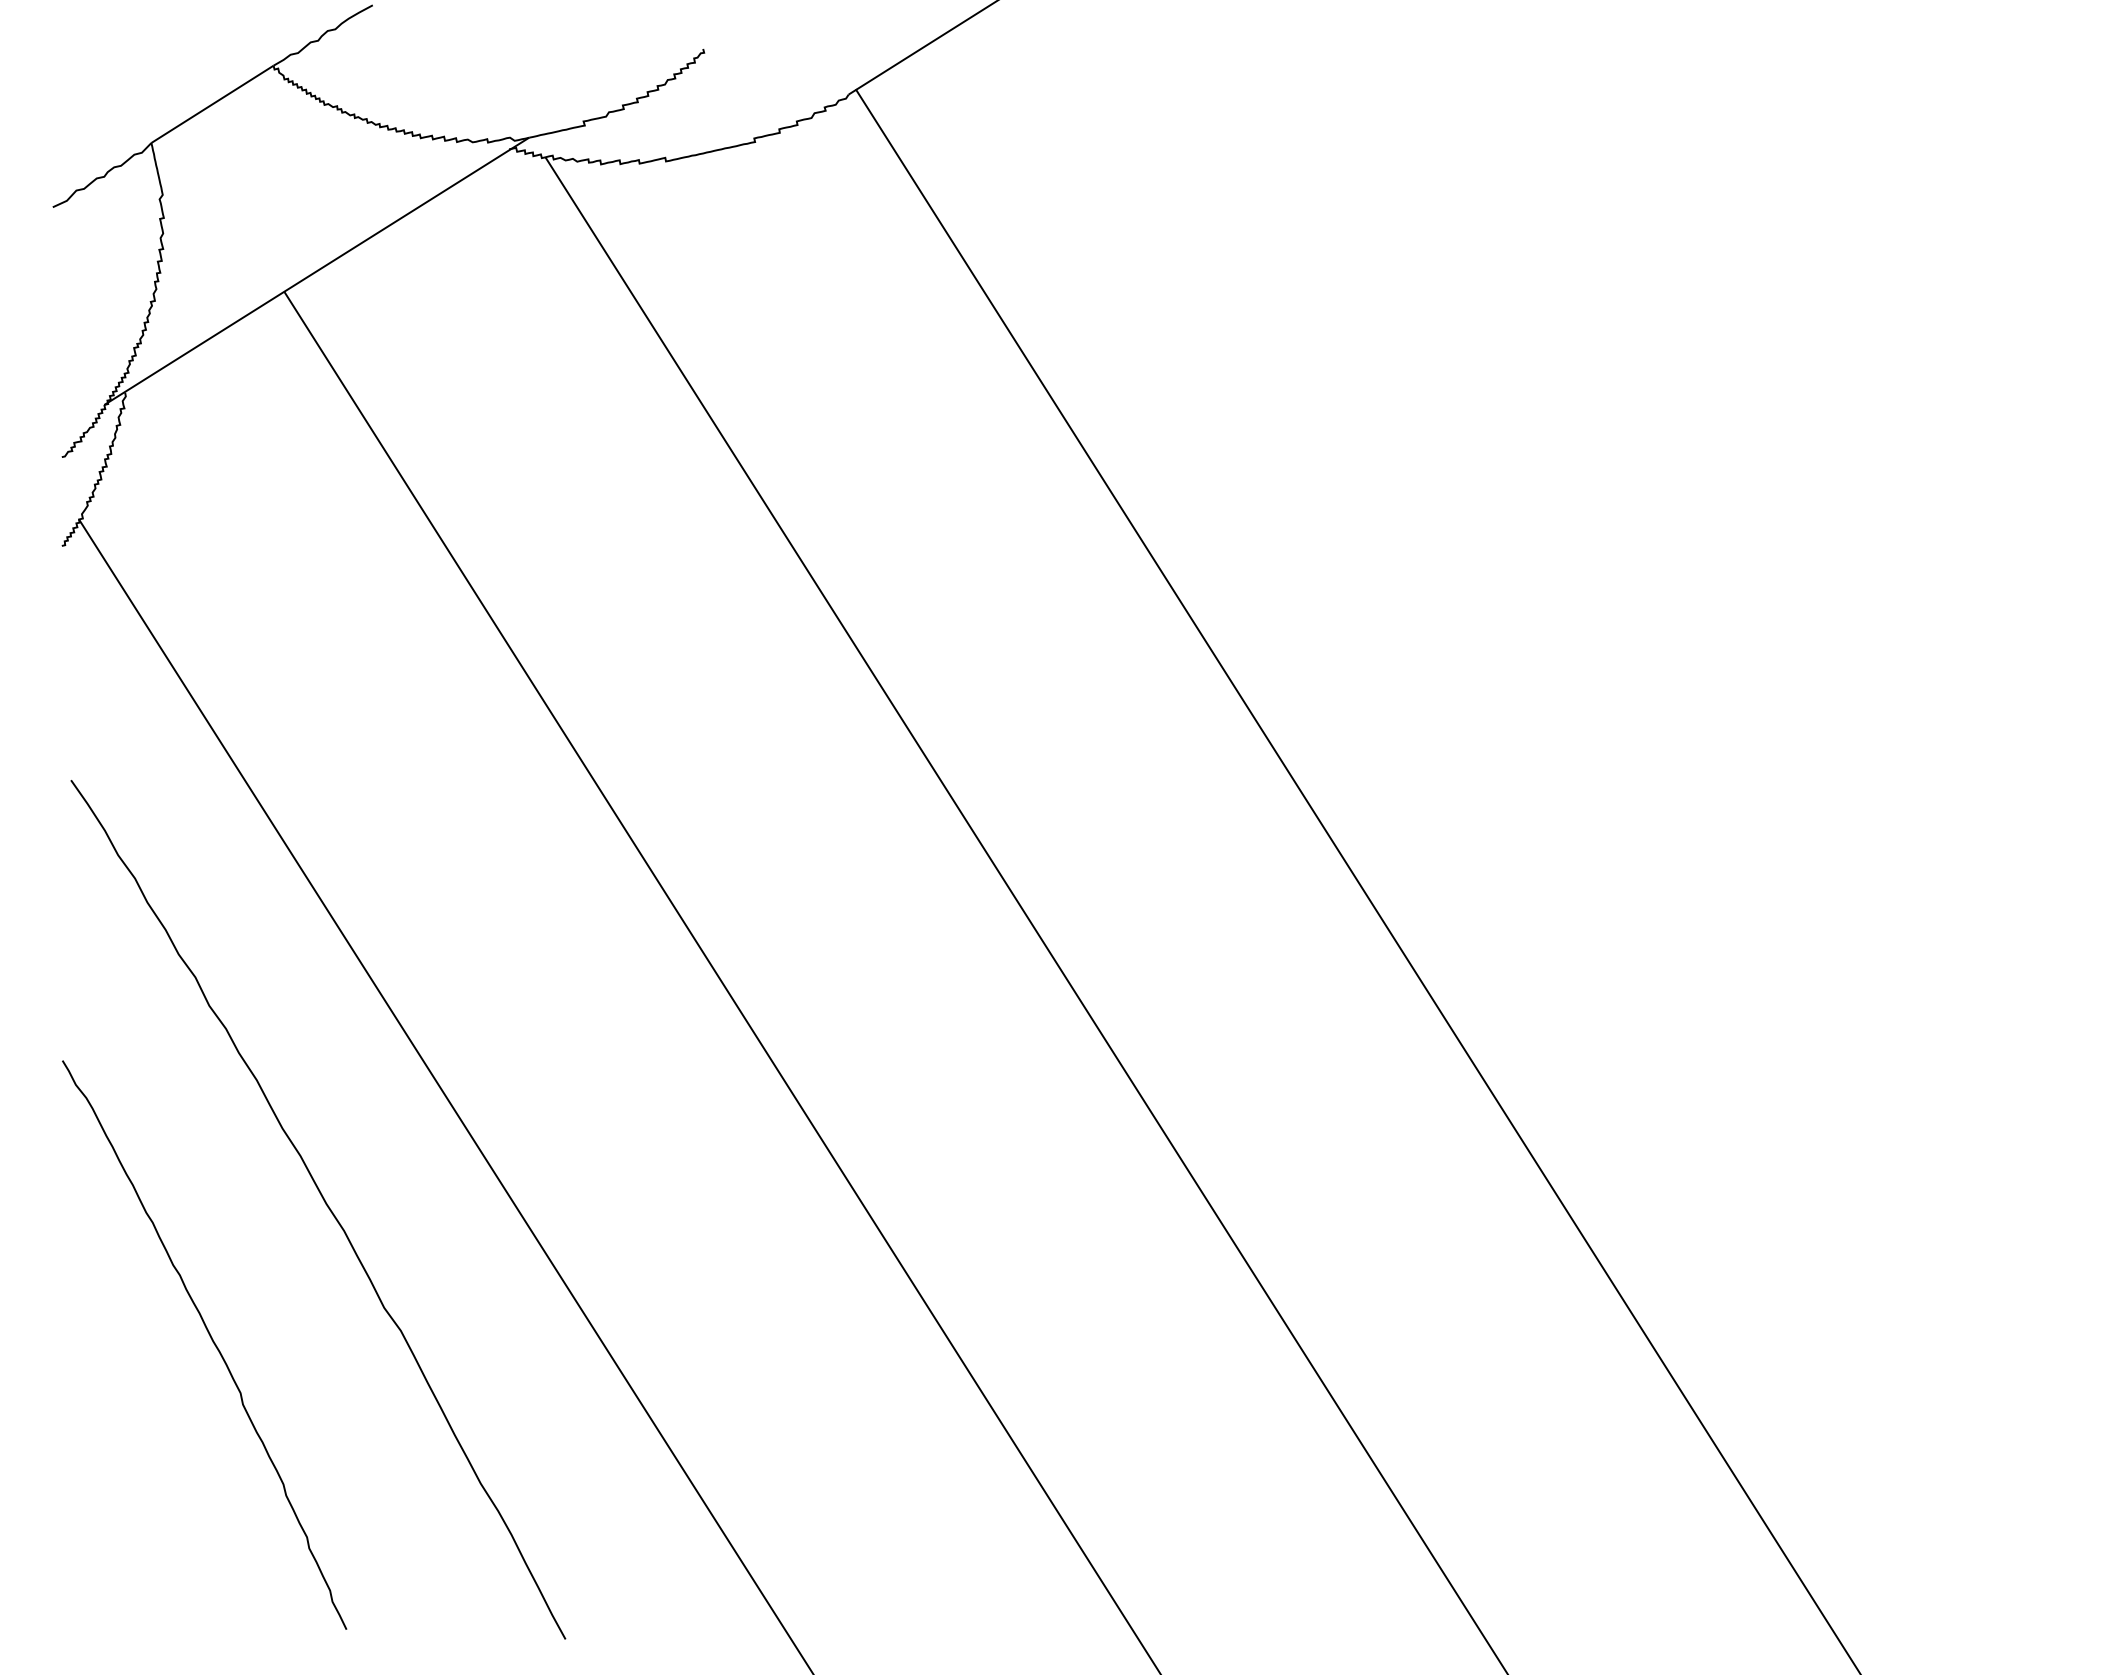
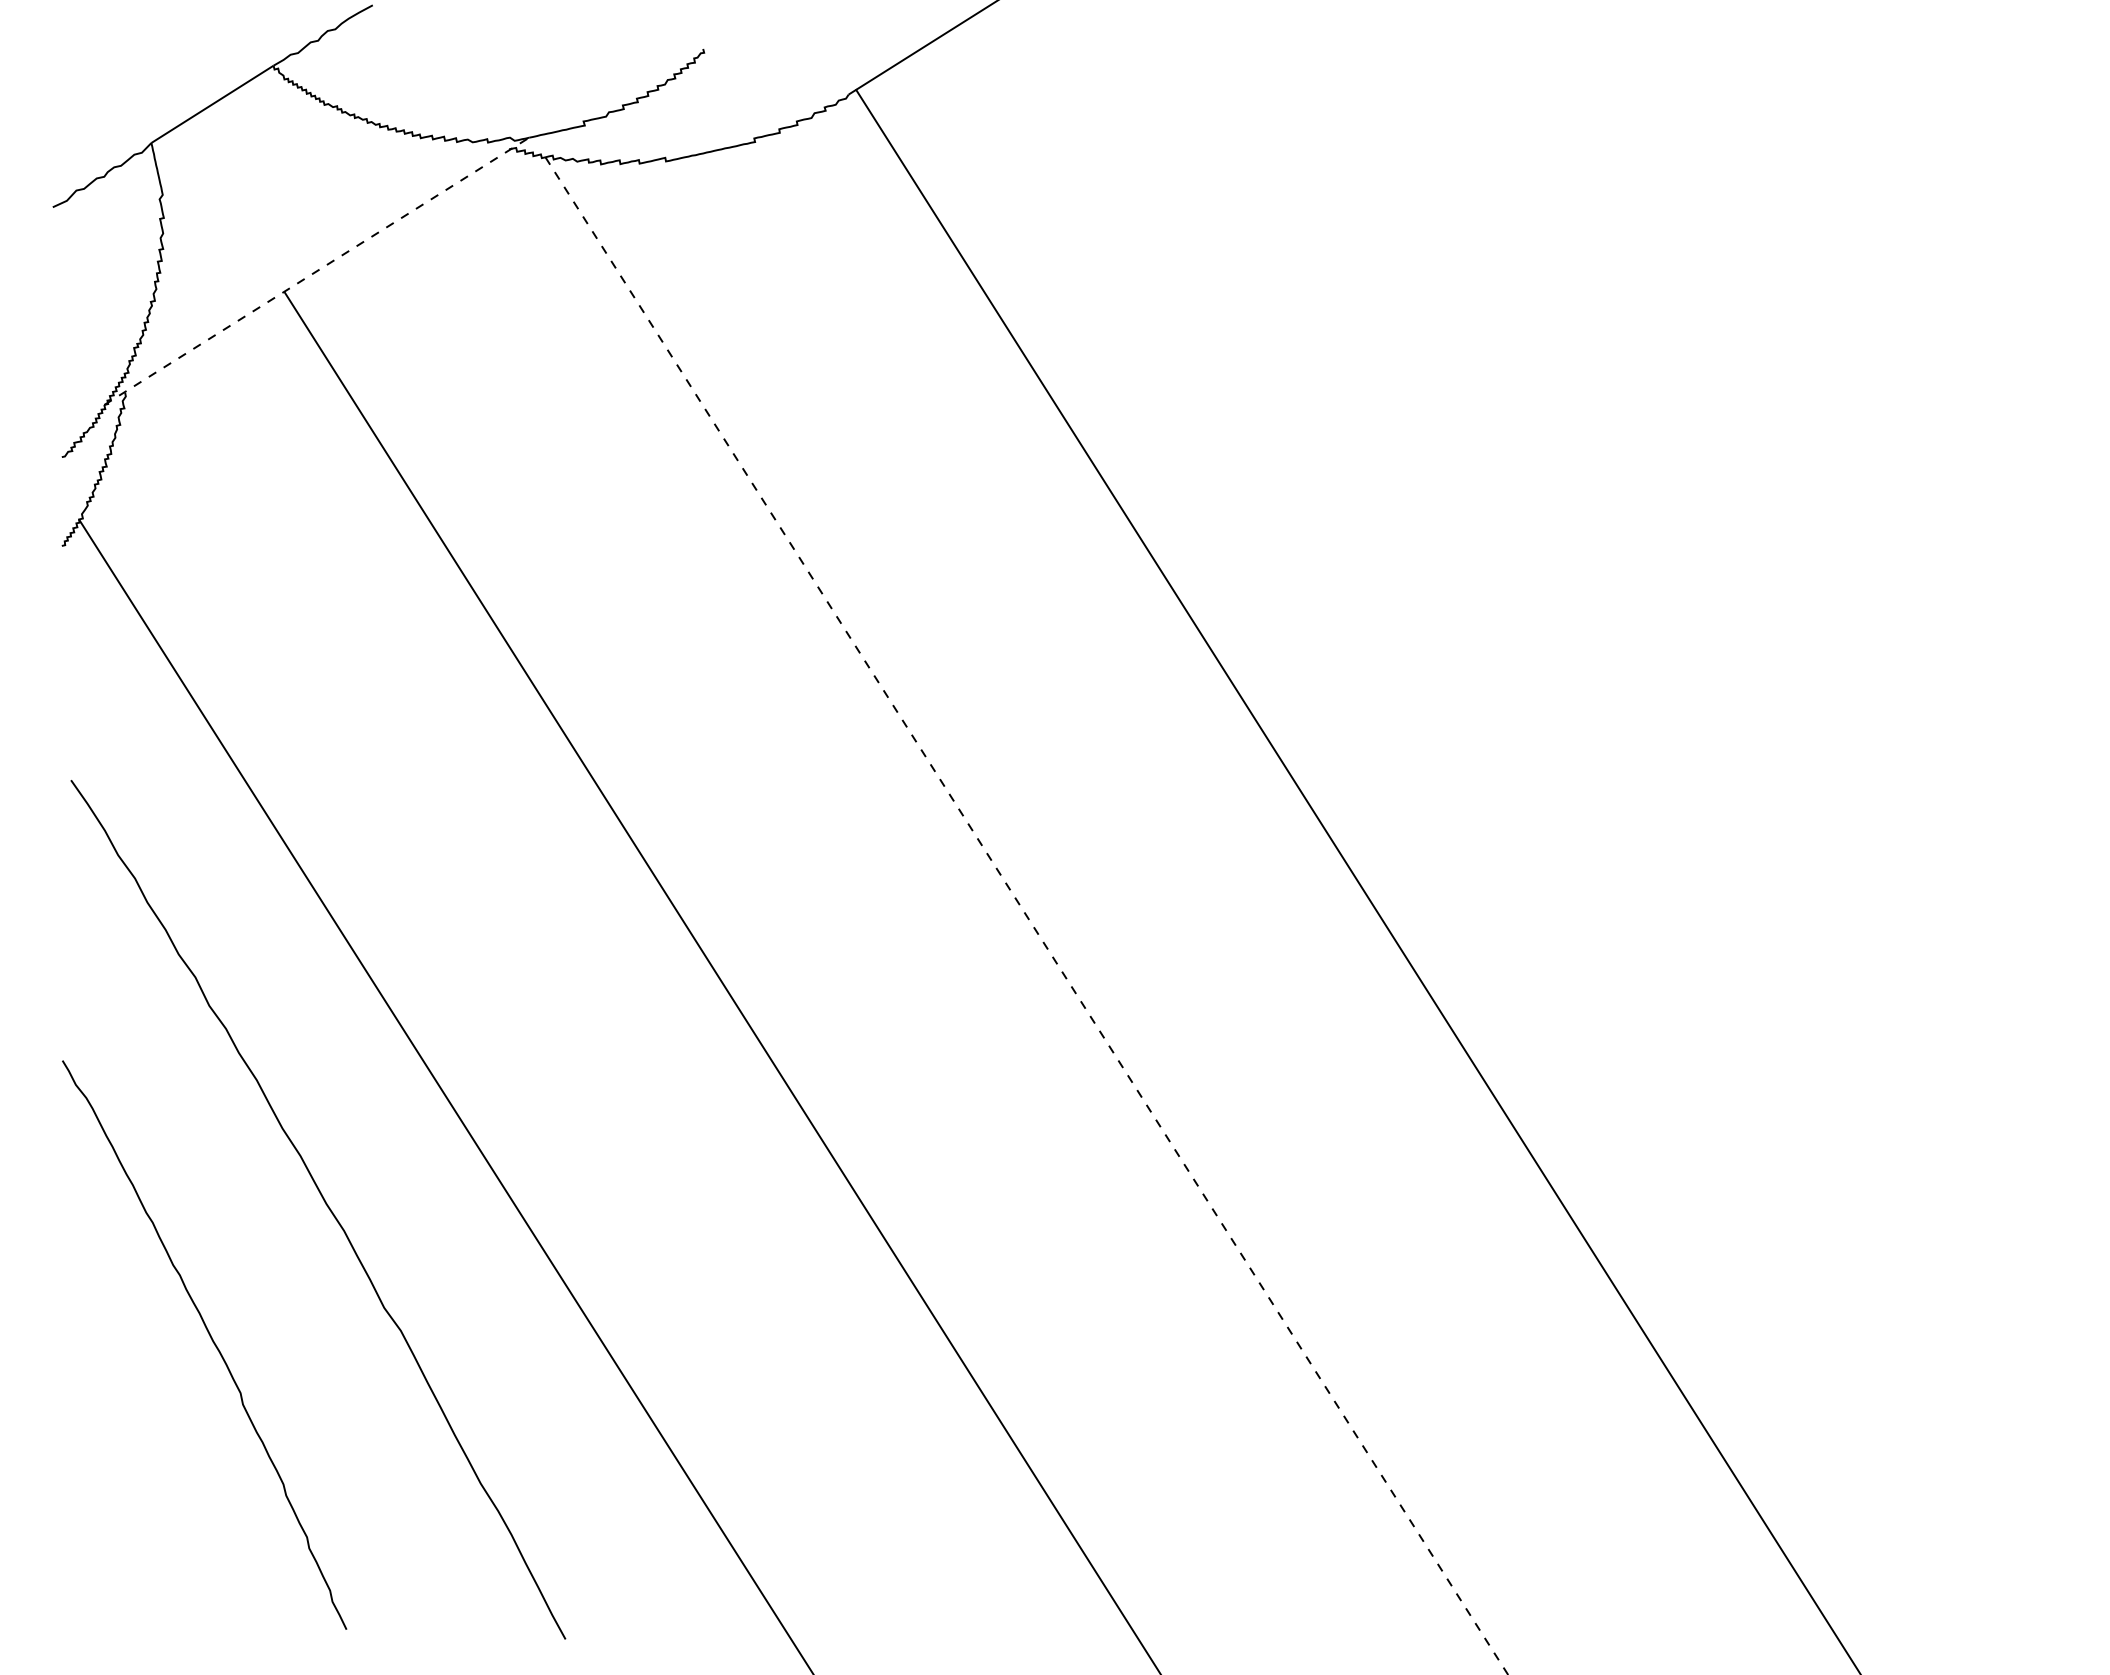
line: solid -> dashed (317, 271)
line: solid -> dashed (1026, 916)
